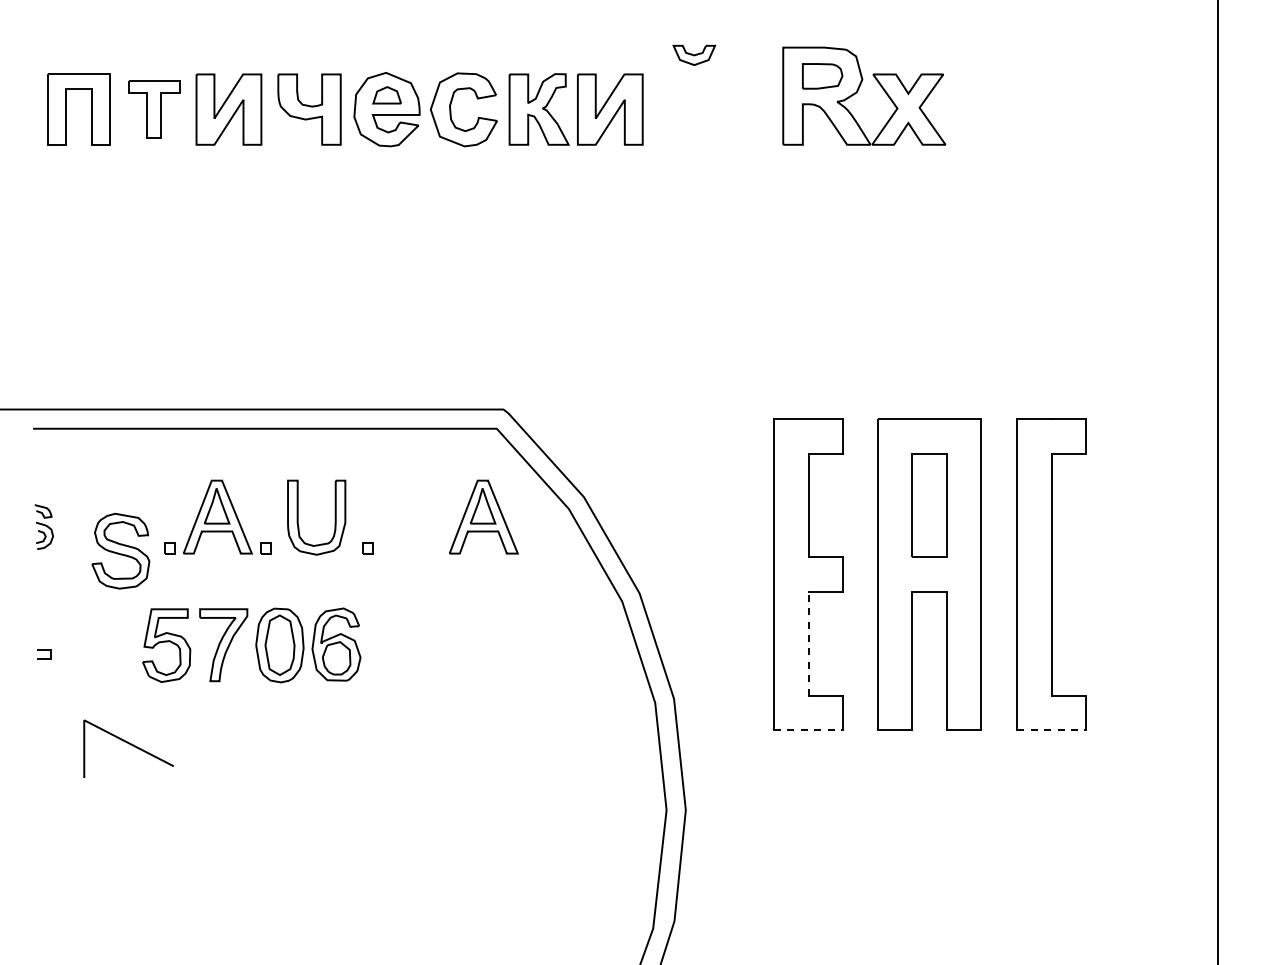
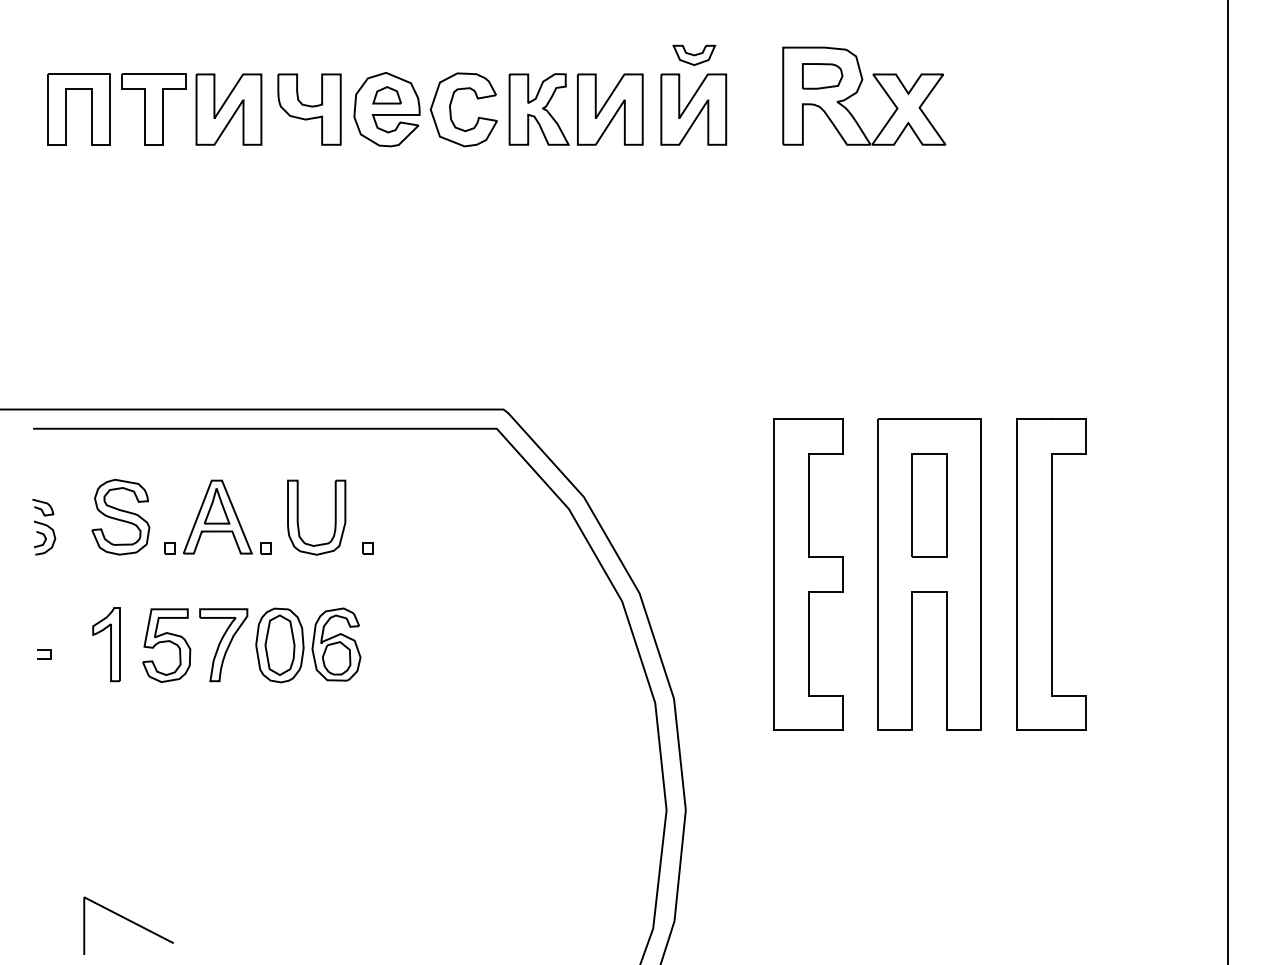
part size: 53x59 px -> 66x73 px (153, 109)
part: none -> present (693, 109)
line position: (1218, 481) -> (1228, 481) (1228, 481)
part: present -> none (483, 516)
part size: 20x46 px -> 25x58 px (44, 526)
part position: (120, 550) -> (120, 516) (120, 516)
line: dashed -> solid (808, 643)
part: none -> present (106, 644)
line: dashed -> solid (808, 730)
line: dashed -> solid (1051, 730)
curve position: (130, 745) -> (130, 922) (130, 922)
